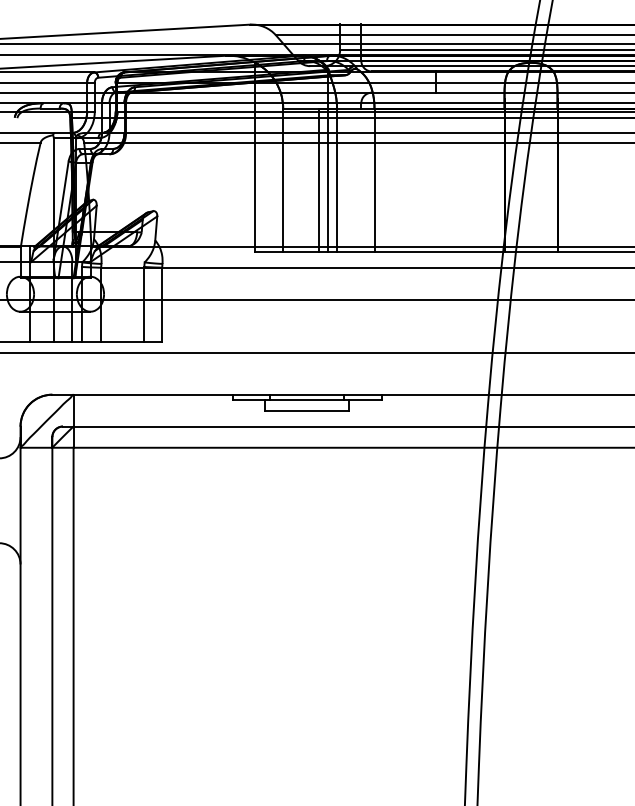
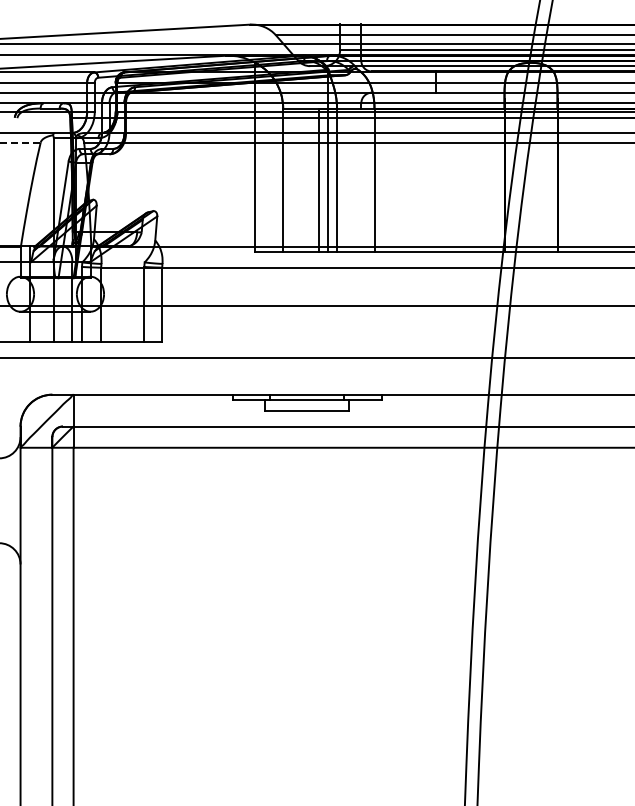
line: solid -> dashed (20, 142)
line position: (316, 299) -> (316, 305) (316, 305)
line position: (316, 352) -> (316, 357) (316, 357)
